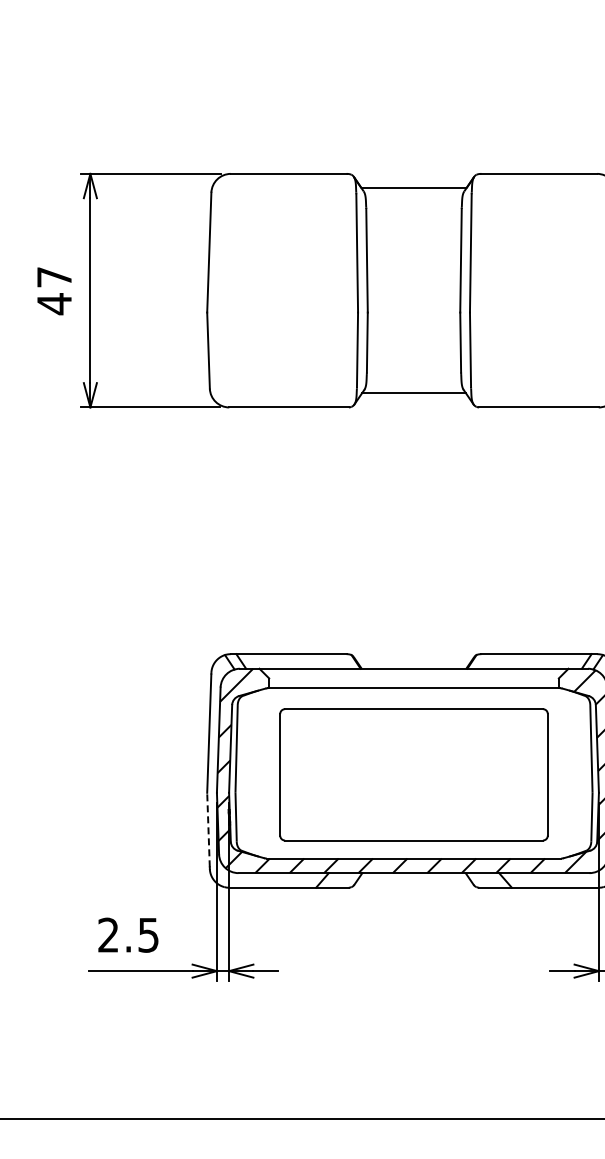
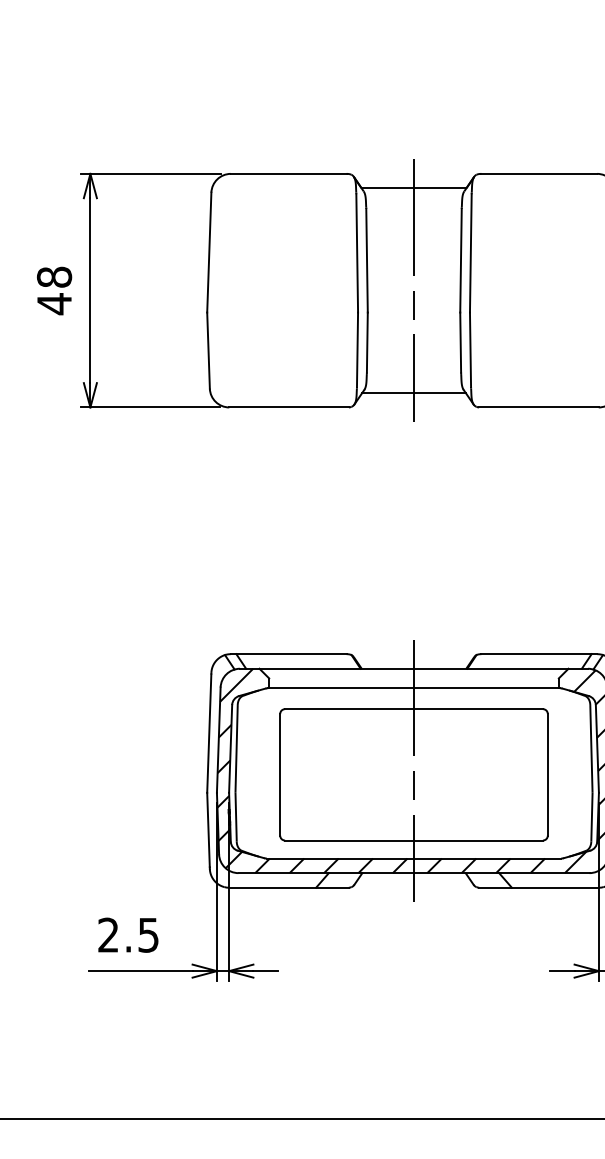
text: 47 -> 48 (54, 276)
line: none -> present (414, 290)
line: none -> present (414, 770)
line: dashed -> solid (208, 829)
